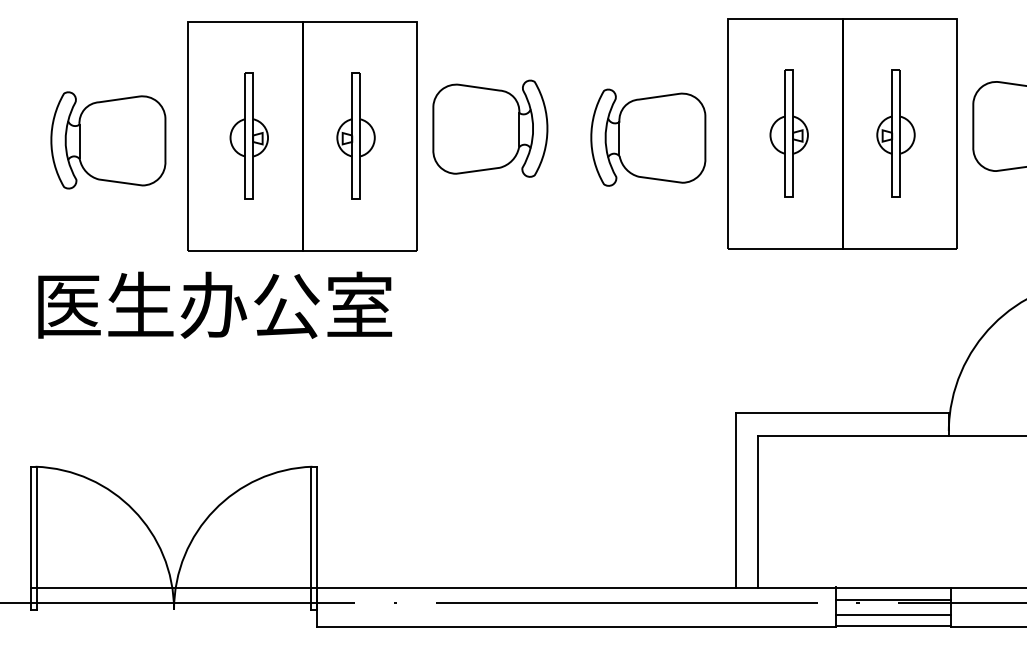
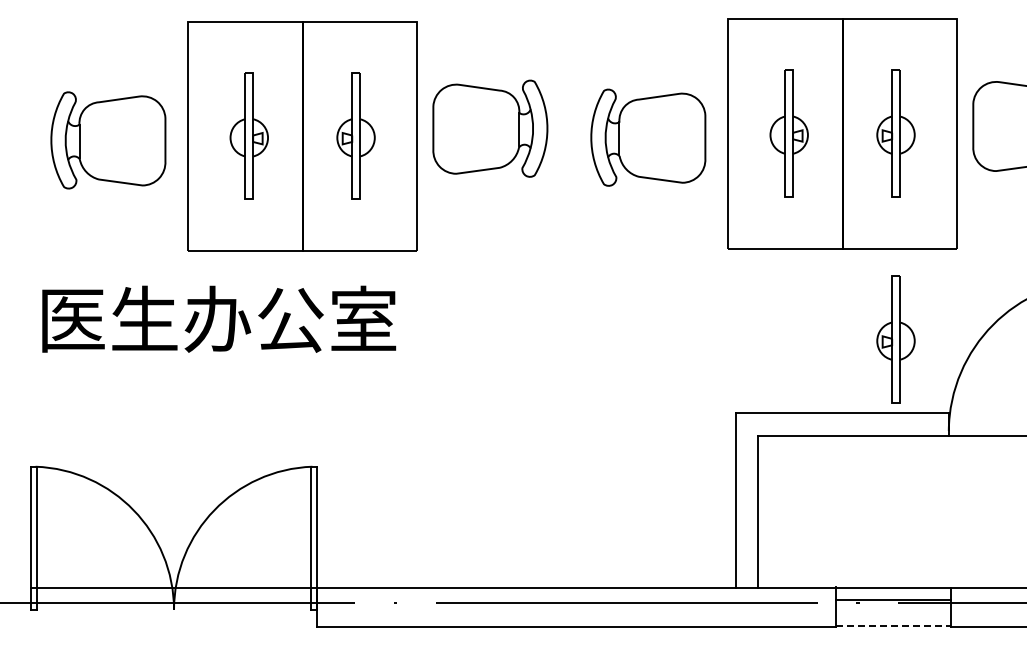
text position: (215, 304) -> (219, 318) (219, 318)
part: none -> present (895, 339)
line: present -> none (893, 614)
line: solid -> dashed (894, 626)
